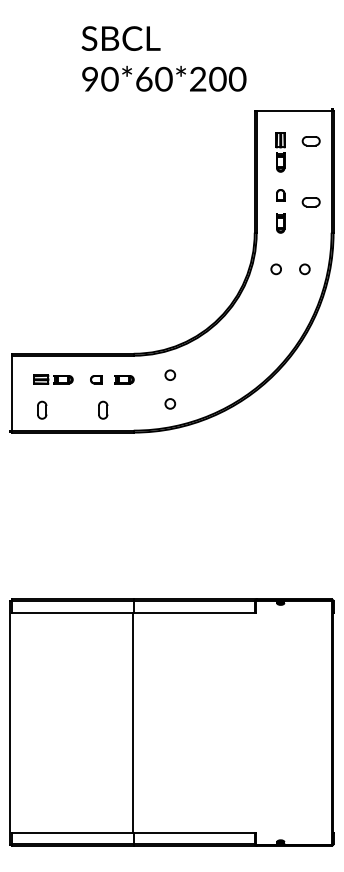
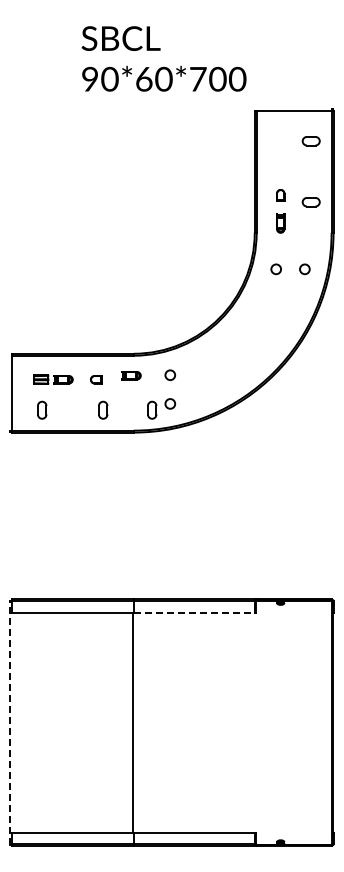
text: 90*60*200 -> 90*60*700 (198, 78)
part: present -> none (280, 152)
part position: (124, 379) -> (131, 375) (131, 375)
part: none -> present (152, 409)
line: solid -> dashed (194, 612)
line: solid -> dashed (10, 722)
